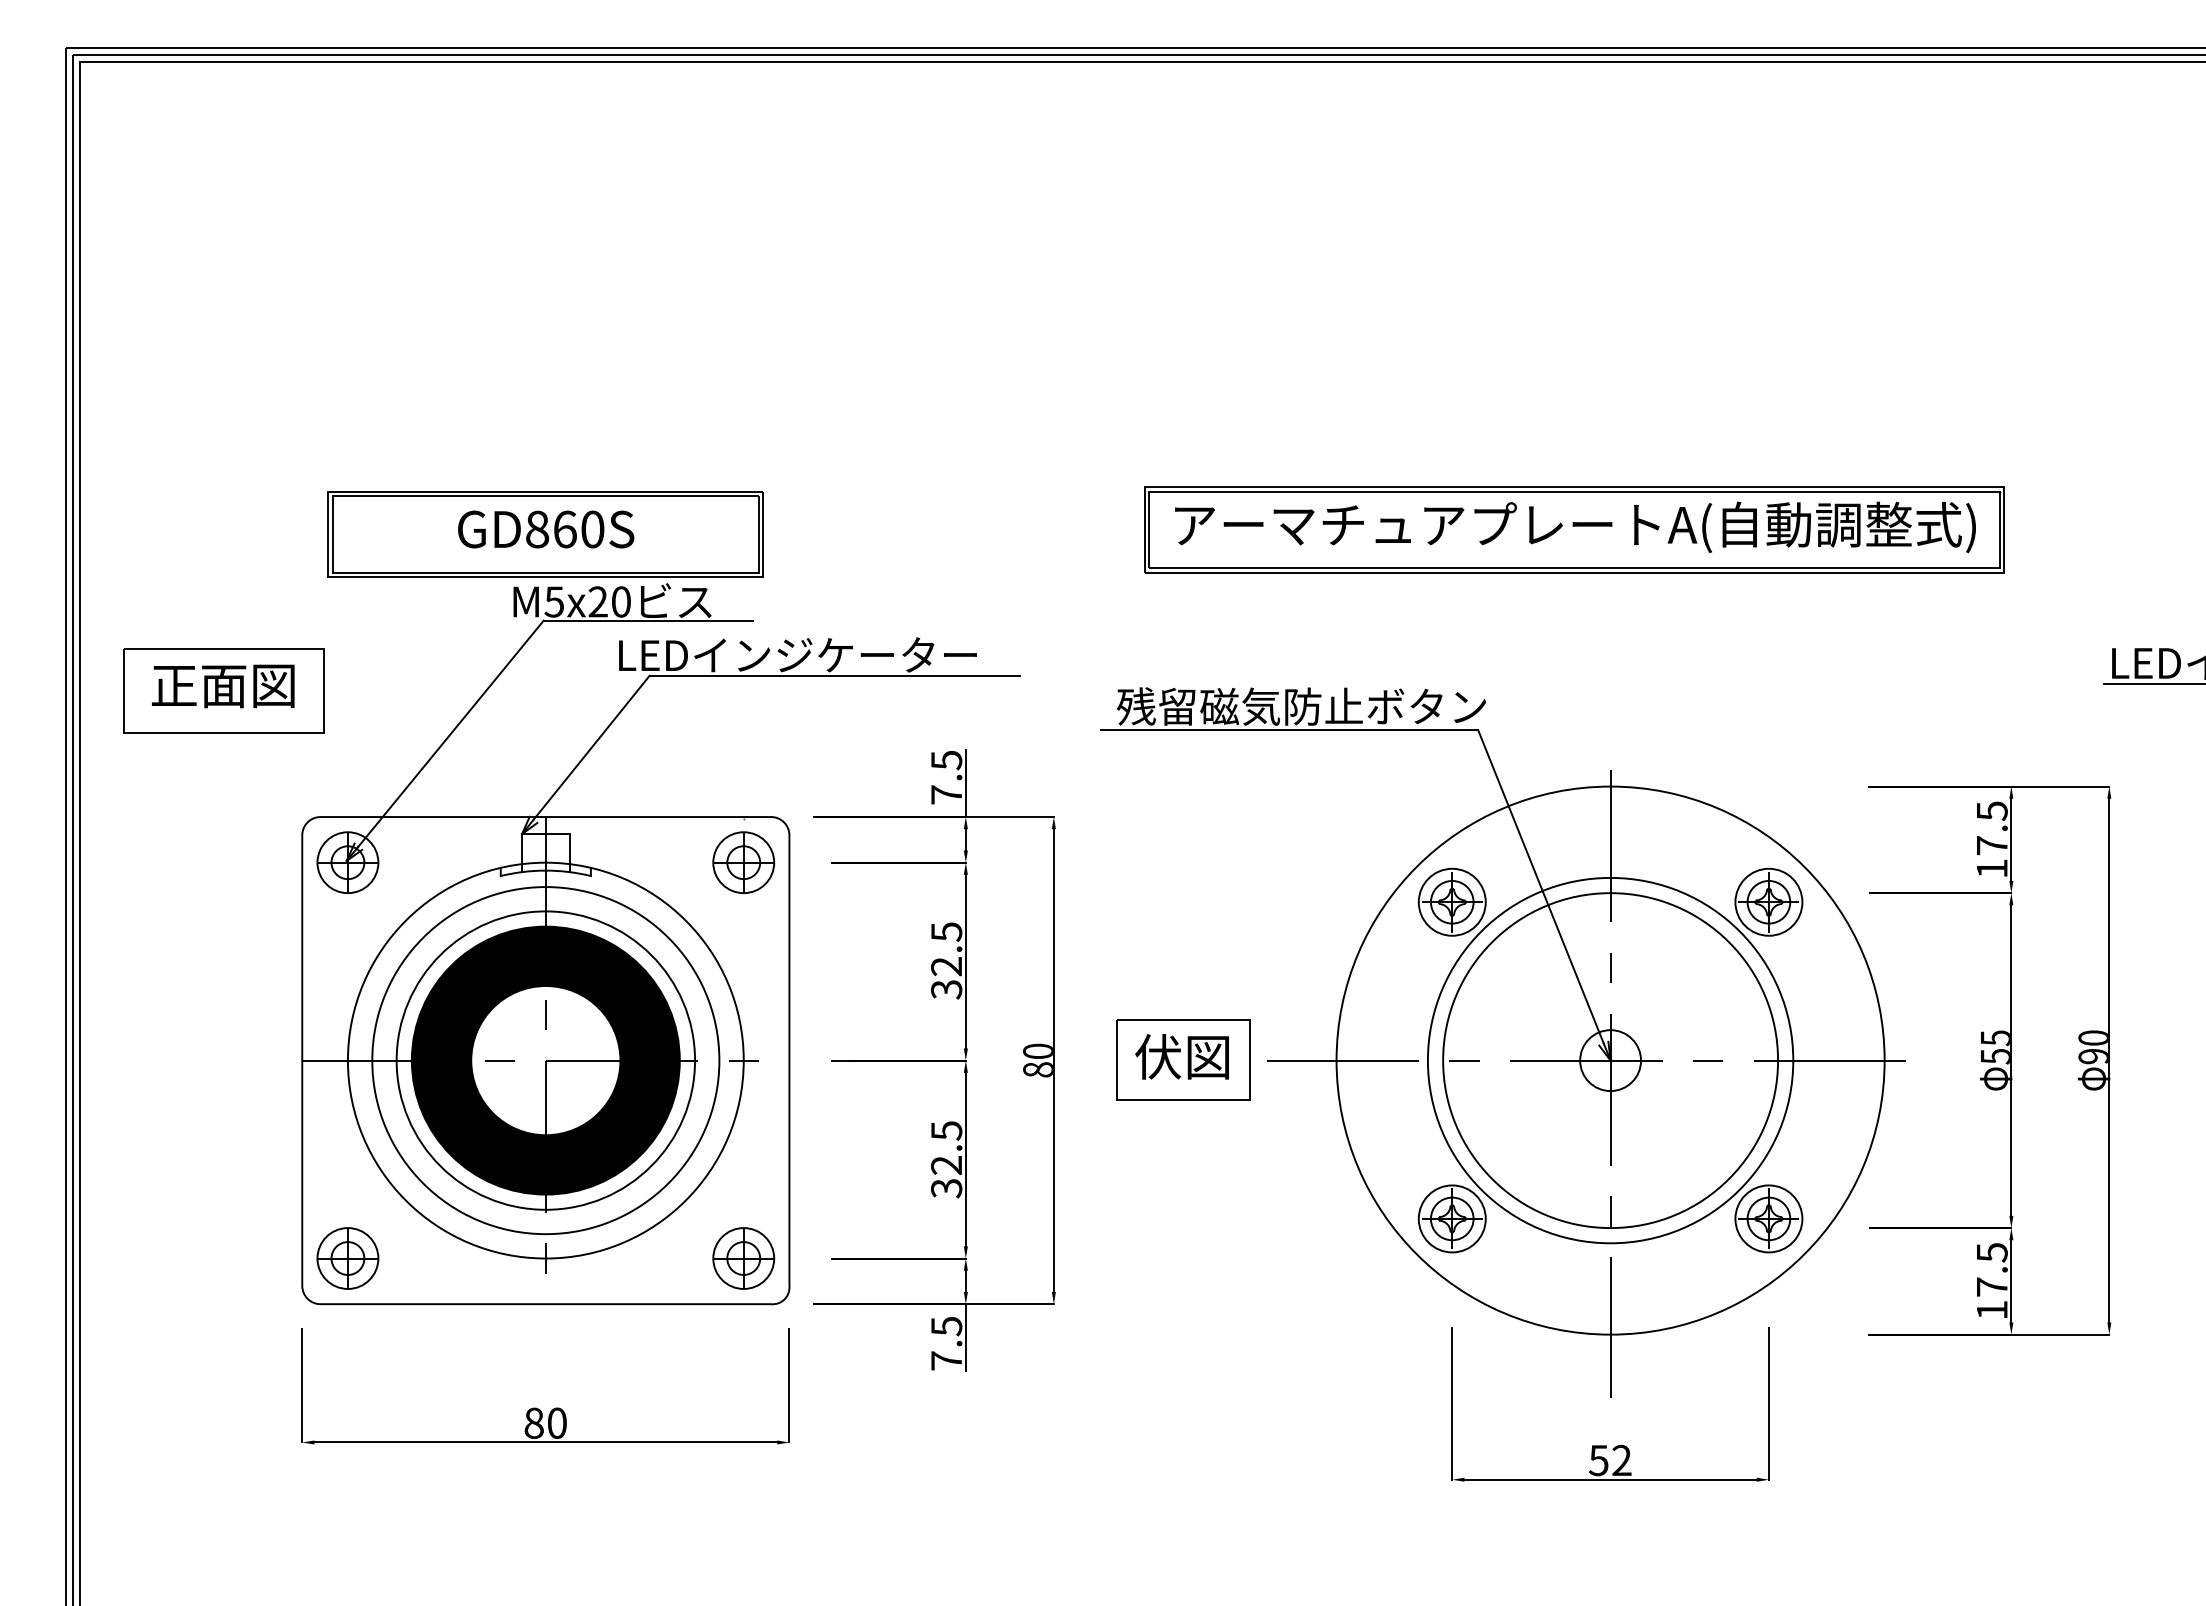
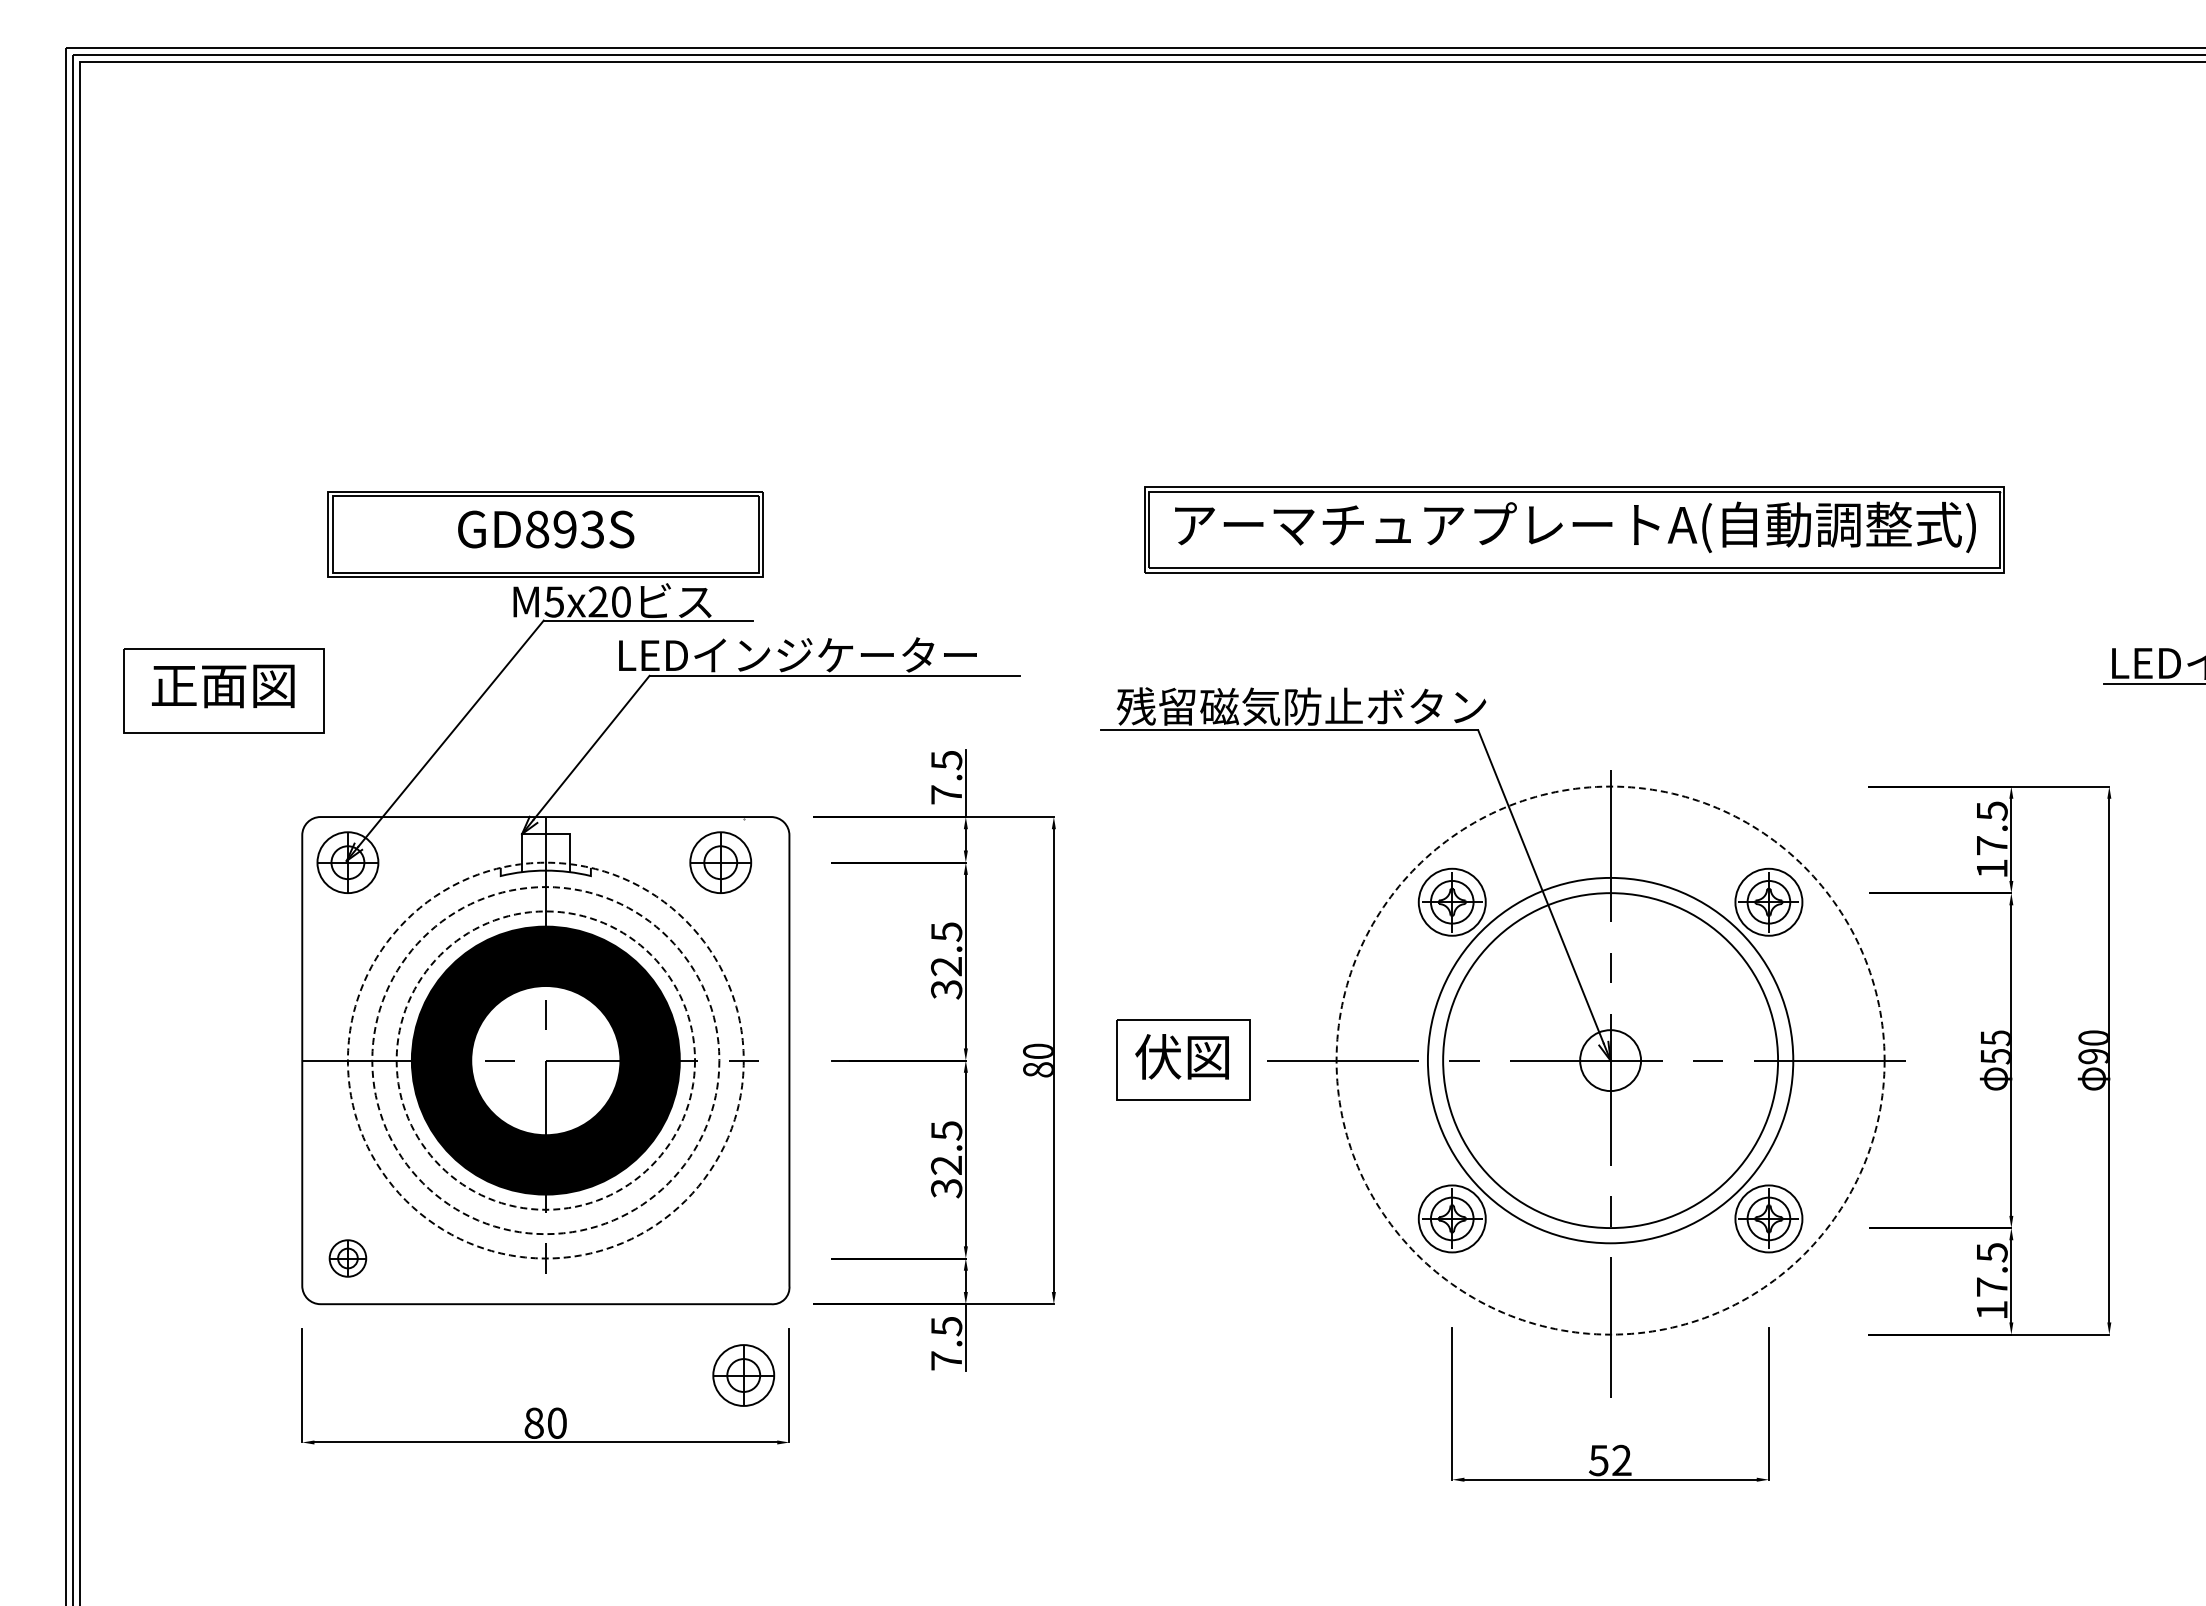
text: GD860S -> GD893S (578, 529)
part position: (743, 862) -> (720, 862) (720, 862)
circle: solid -> dashed (545, 1060)
circle: solid -> dashed (545, 1060)
circle: solid -> dashed (545, 1060)
circle: solid -> dashed (1610, 1060)
part size: 64x63 px -> 40x39 px (347, 1258)
part position: (743, 1258) -> (743, 1375) (743, 1375)
